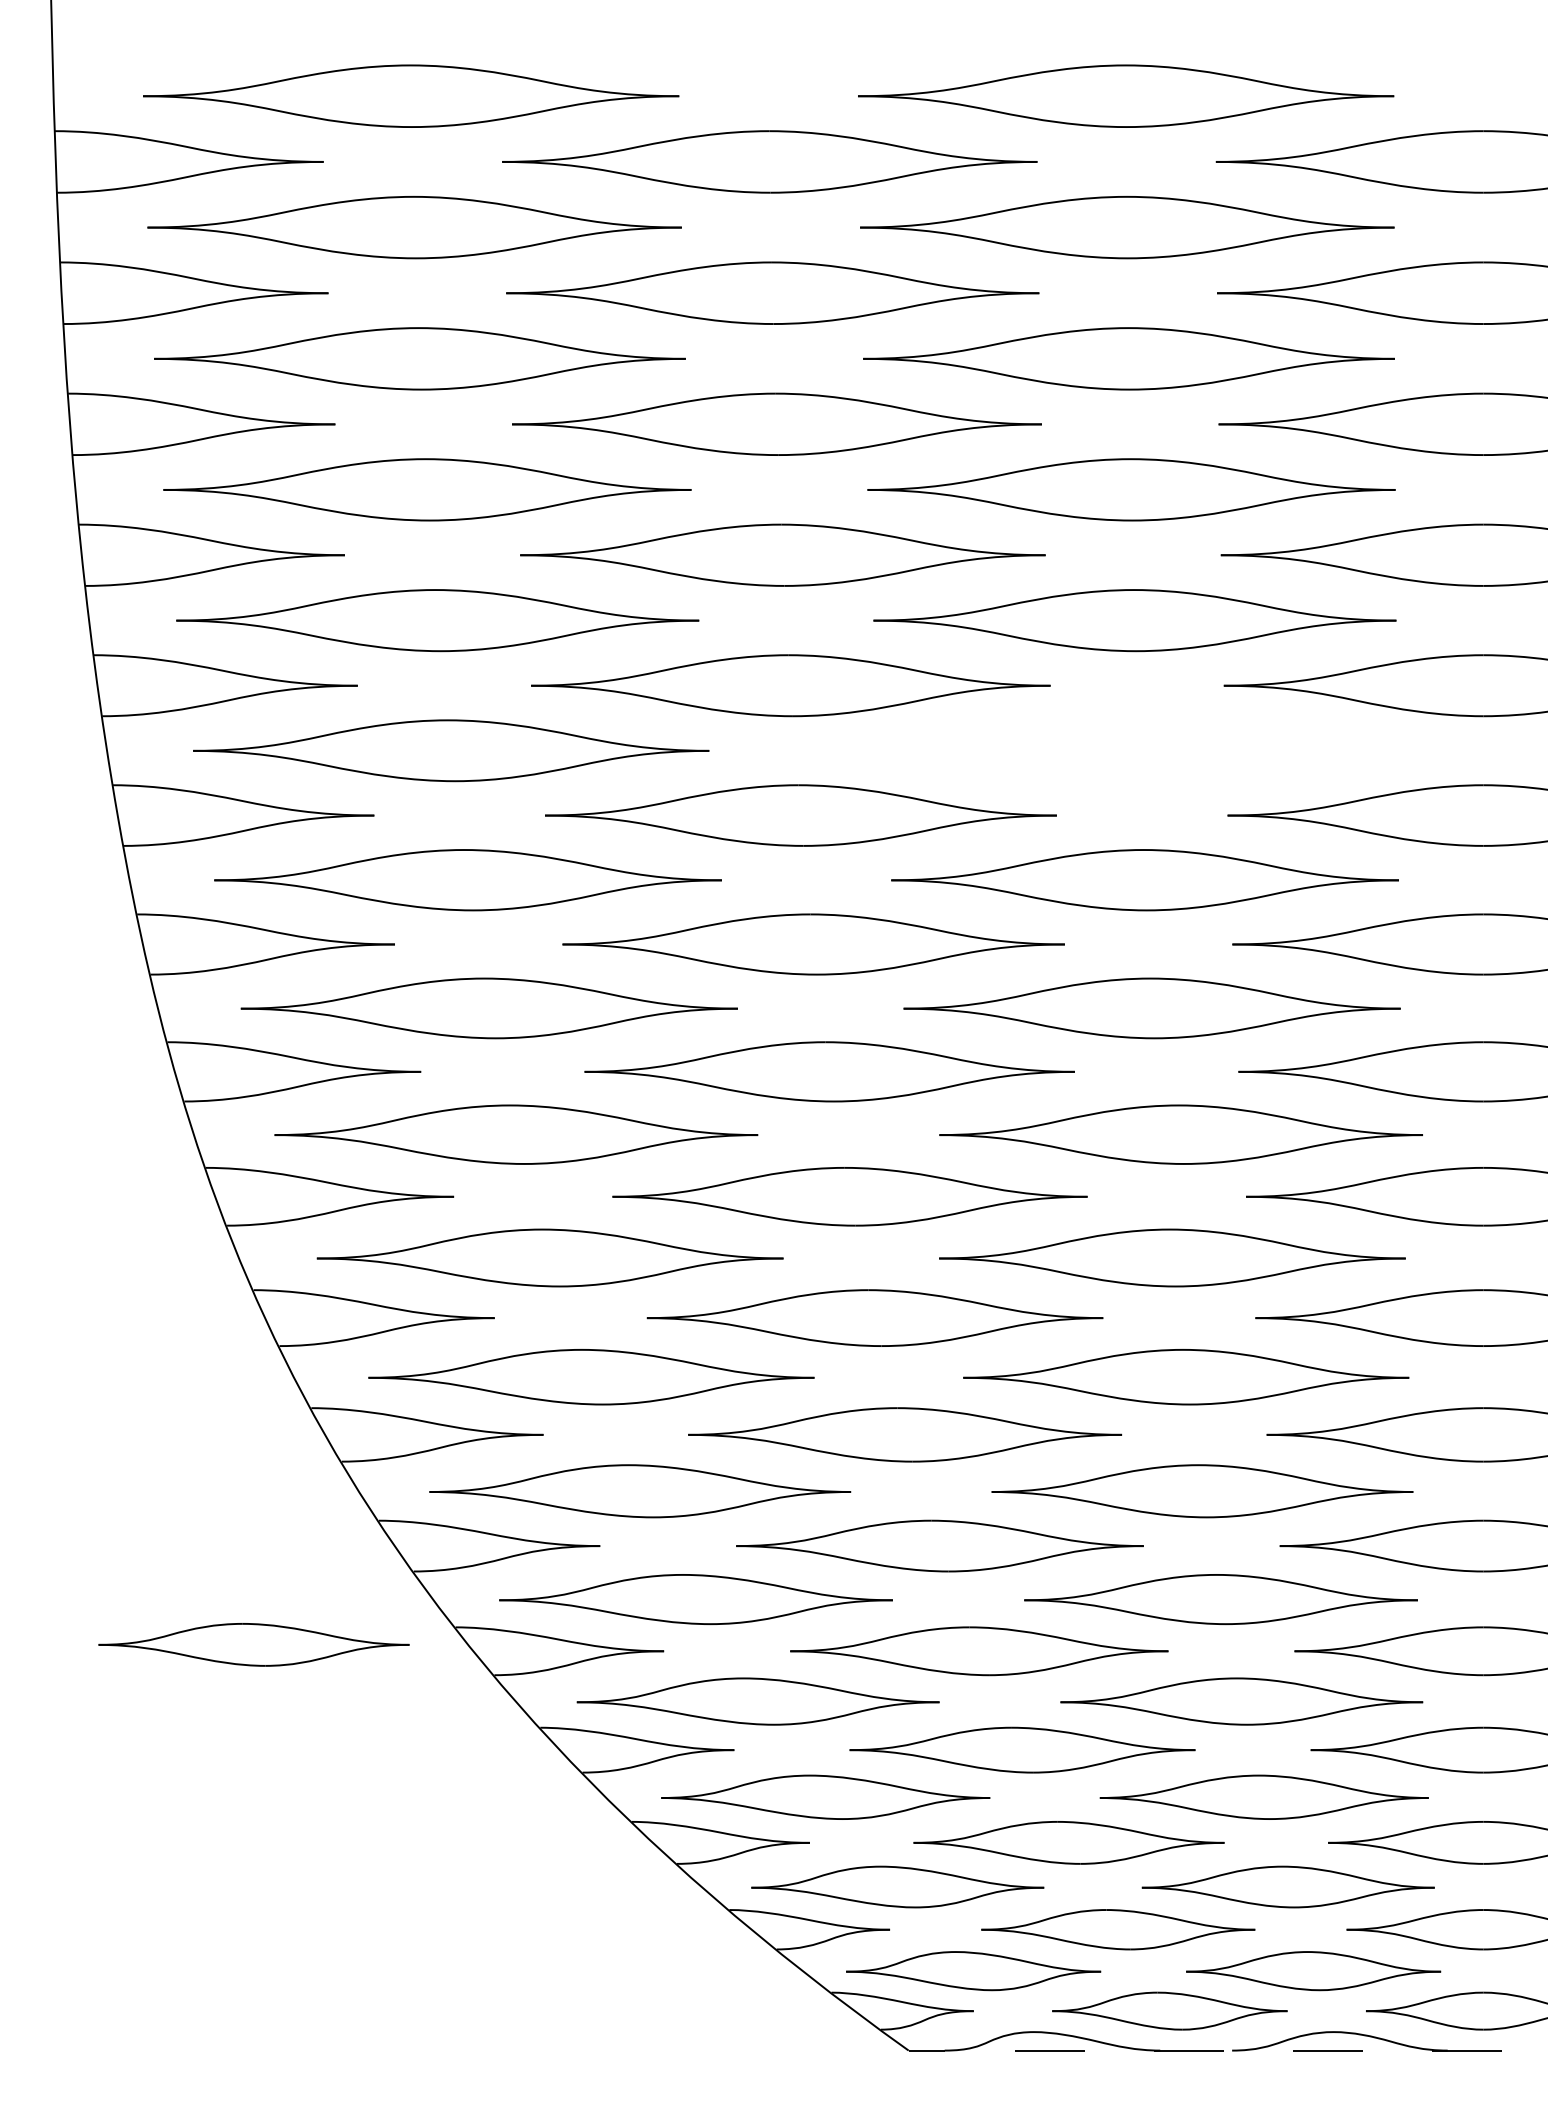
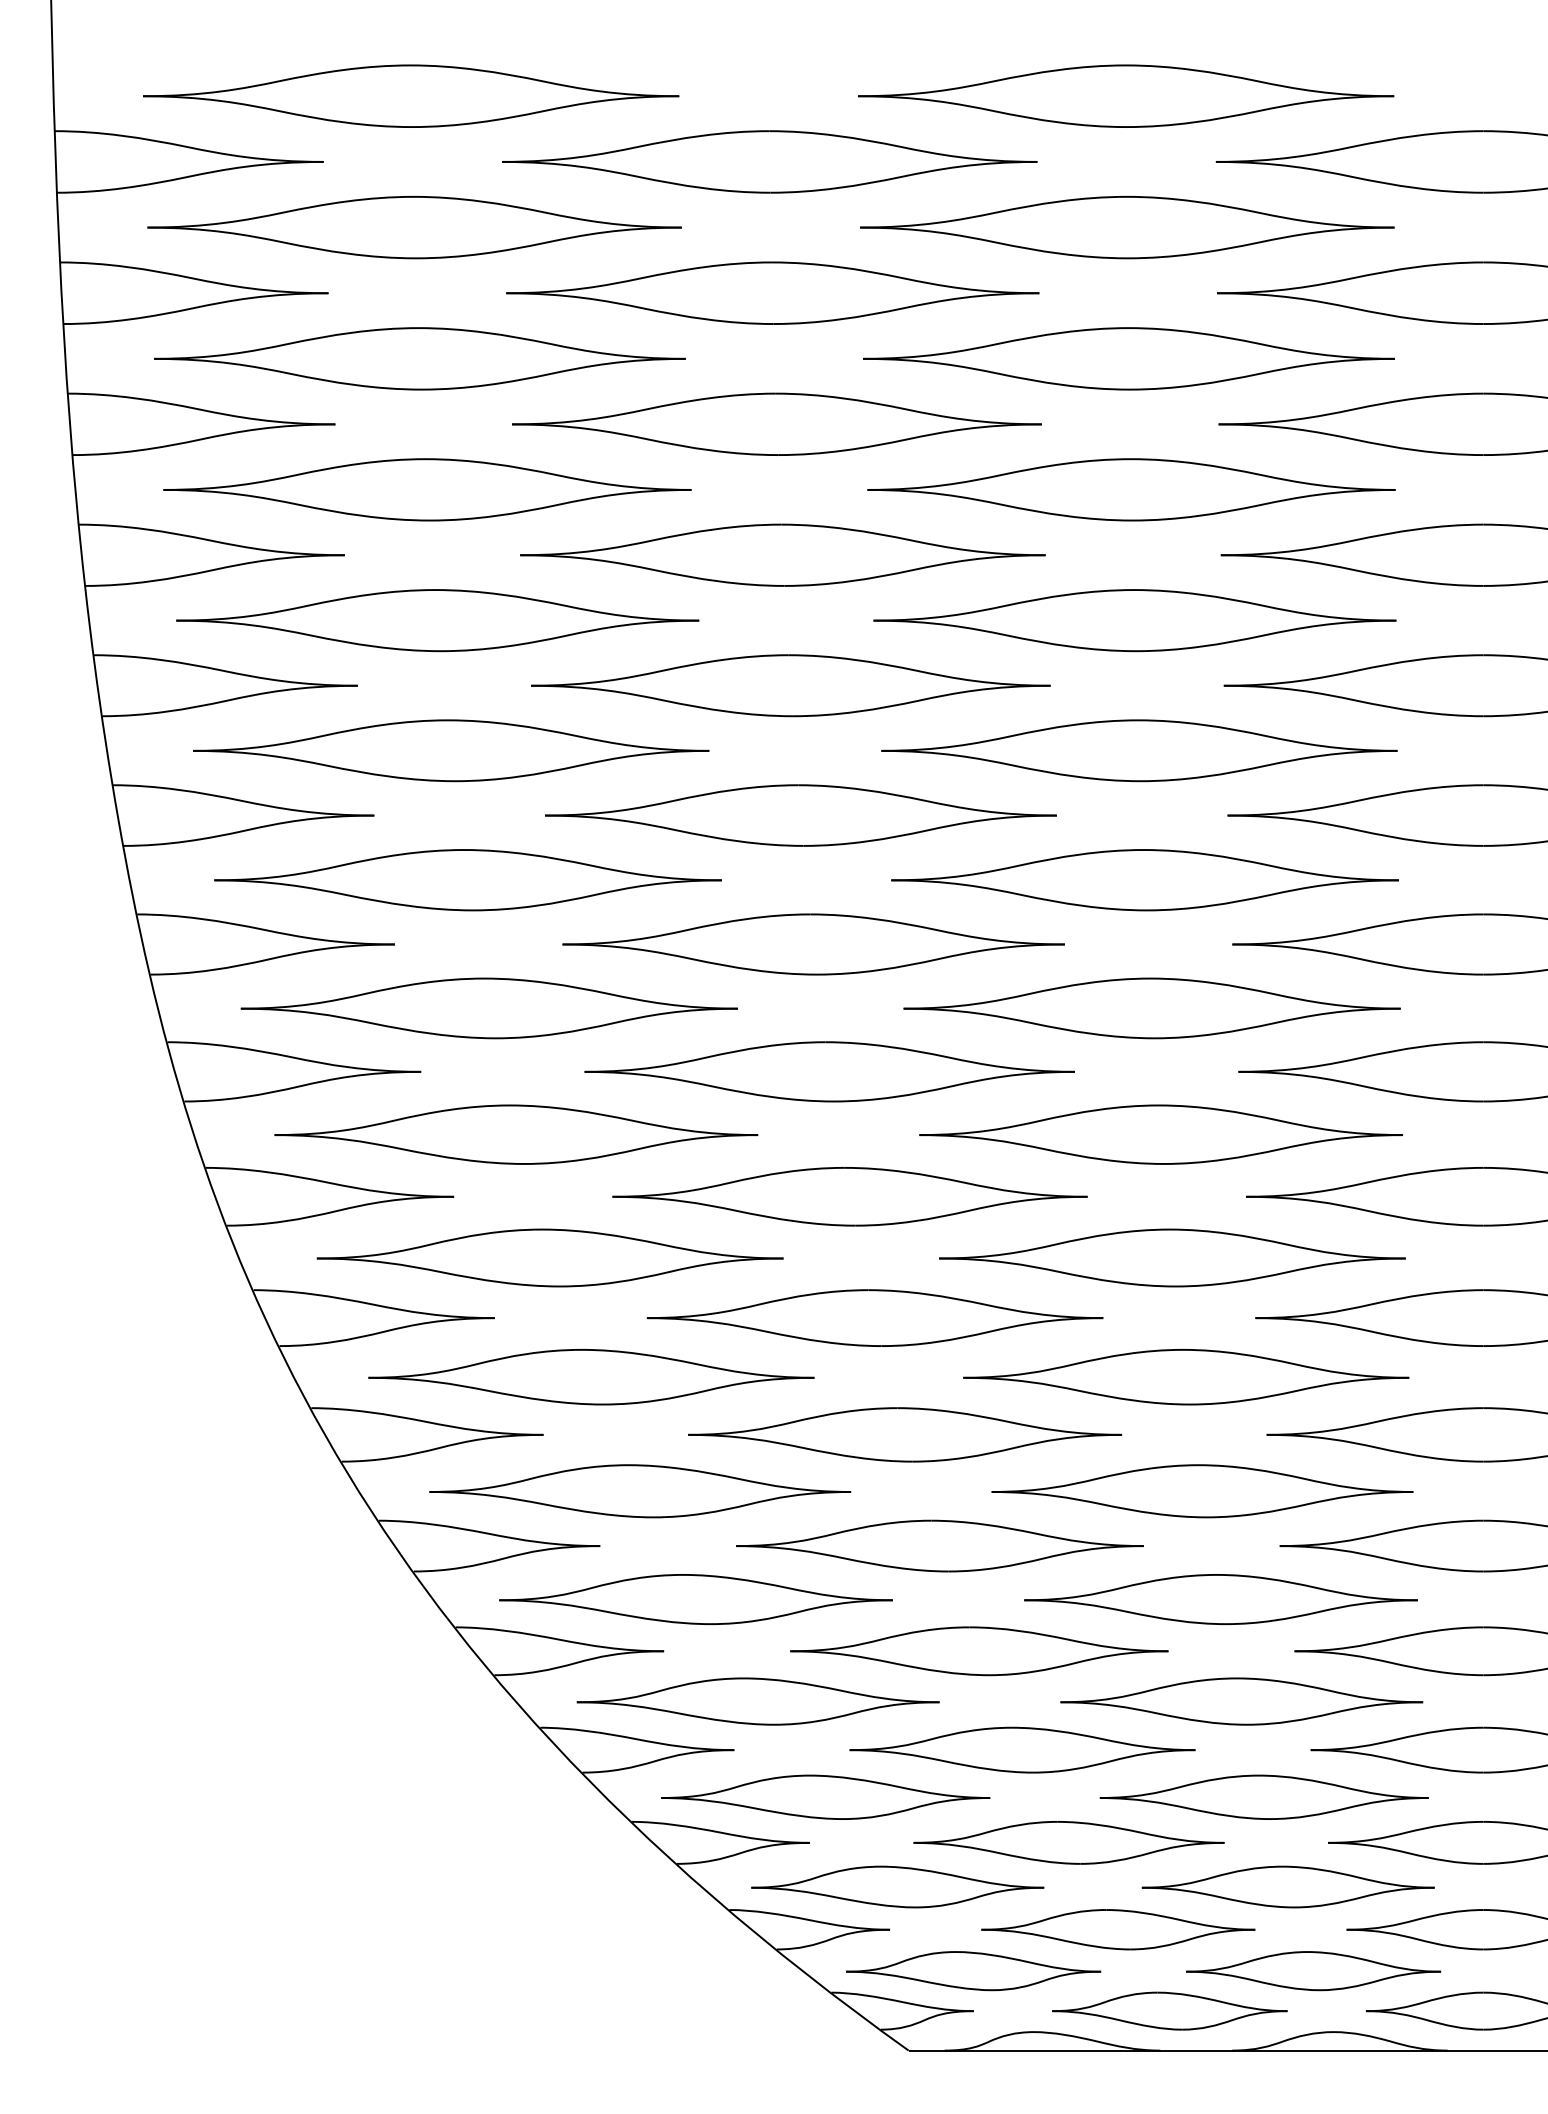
part: none -> present (1139, 750)
part position: (1180, 1134) -> (1160, 1134) (1160, 1134)
part: present -> none (253, 1644)
line: dashed -> solid (1227, 2050)
